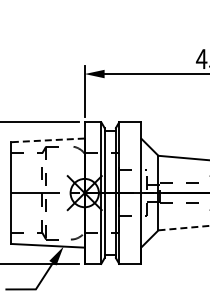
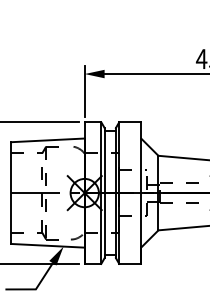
line: dashed -> solid (47, 140)
line: dashed -> solid (184, 228)
